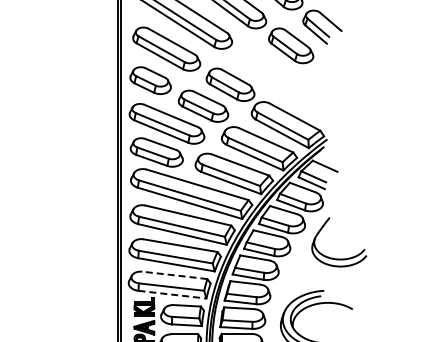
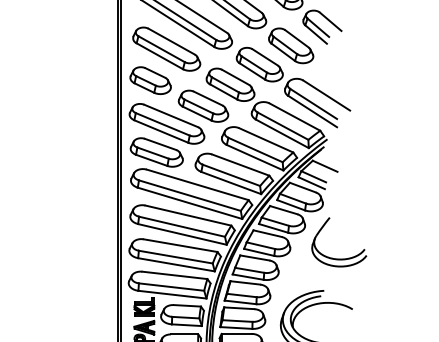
part: none -> present (293, 87)
line: dashed -> solid (174, 275)
line: dashed -> solid (172, 294)
